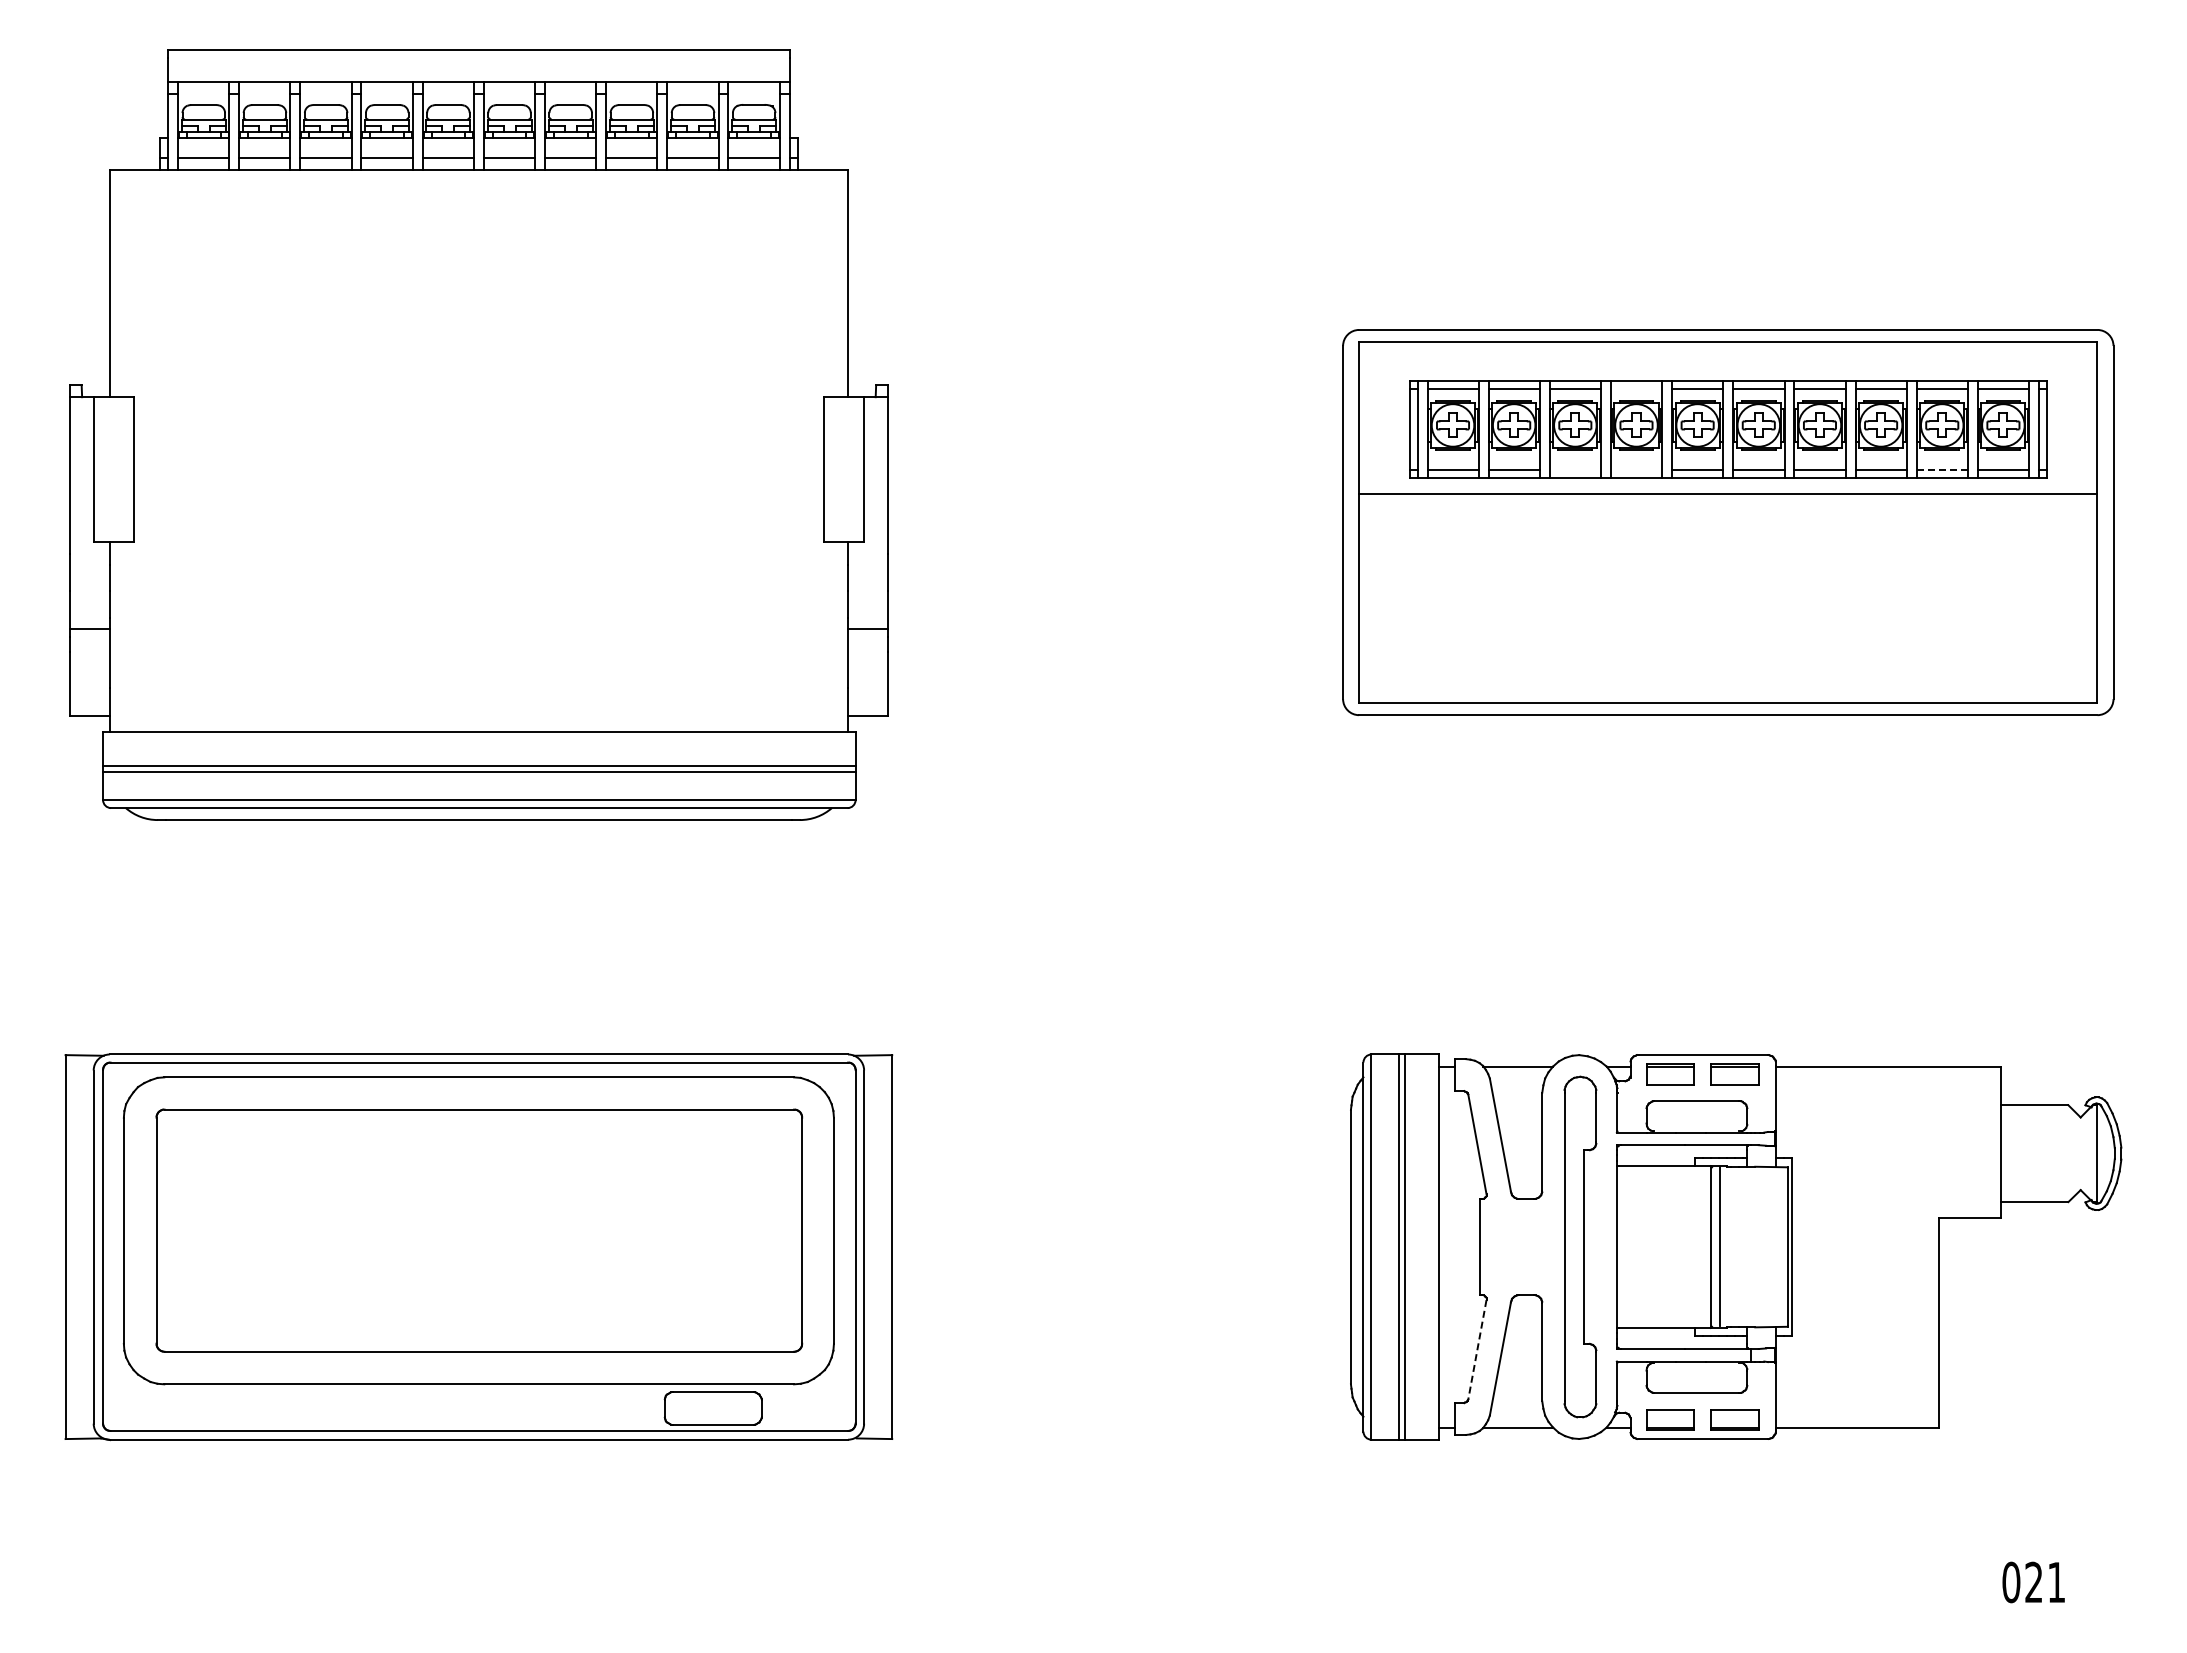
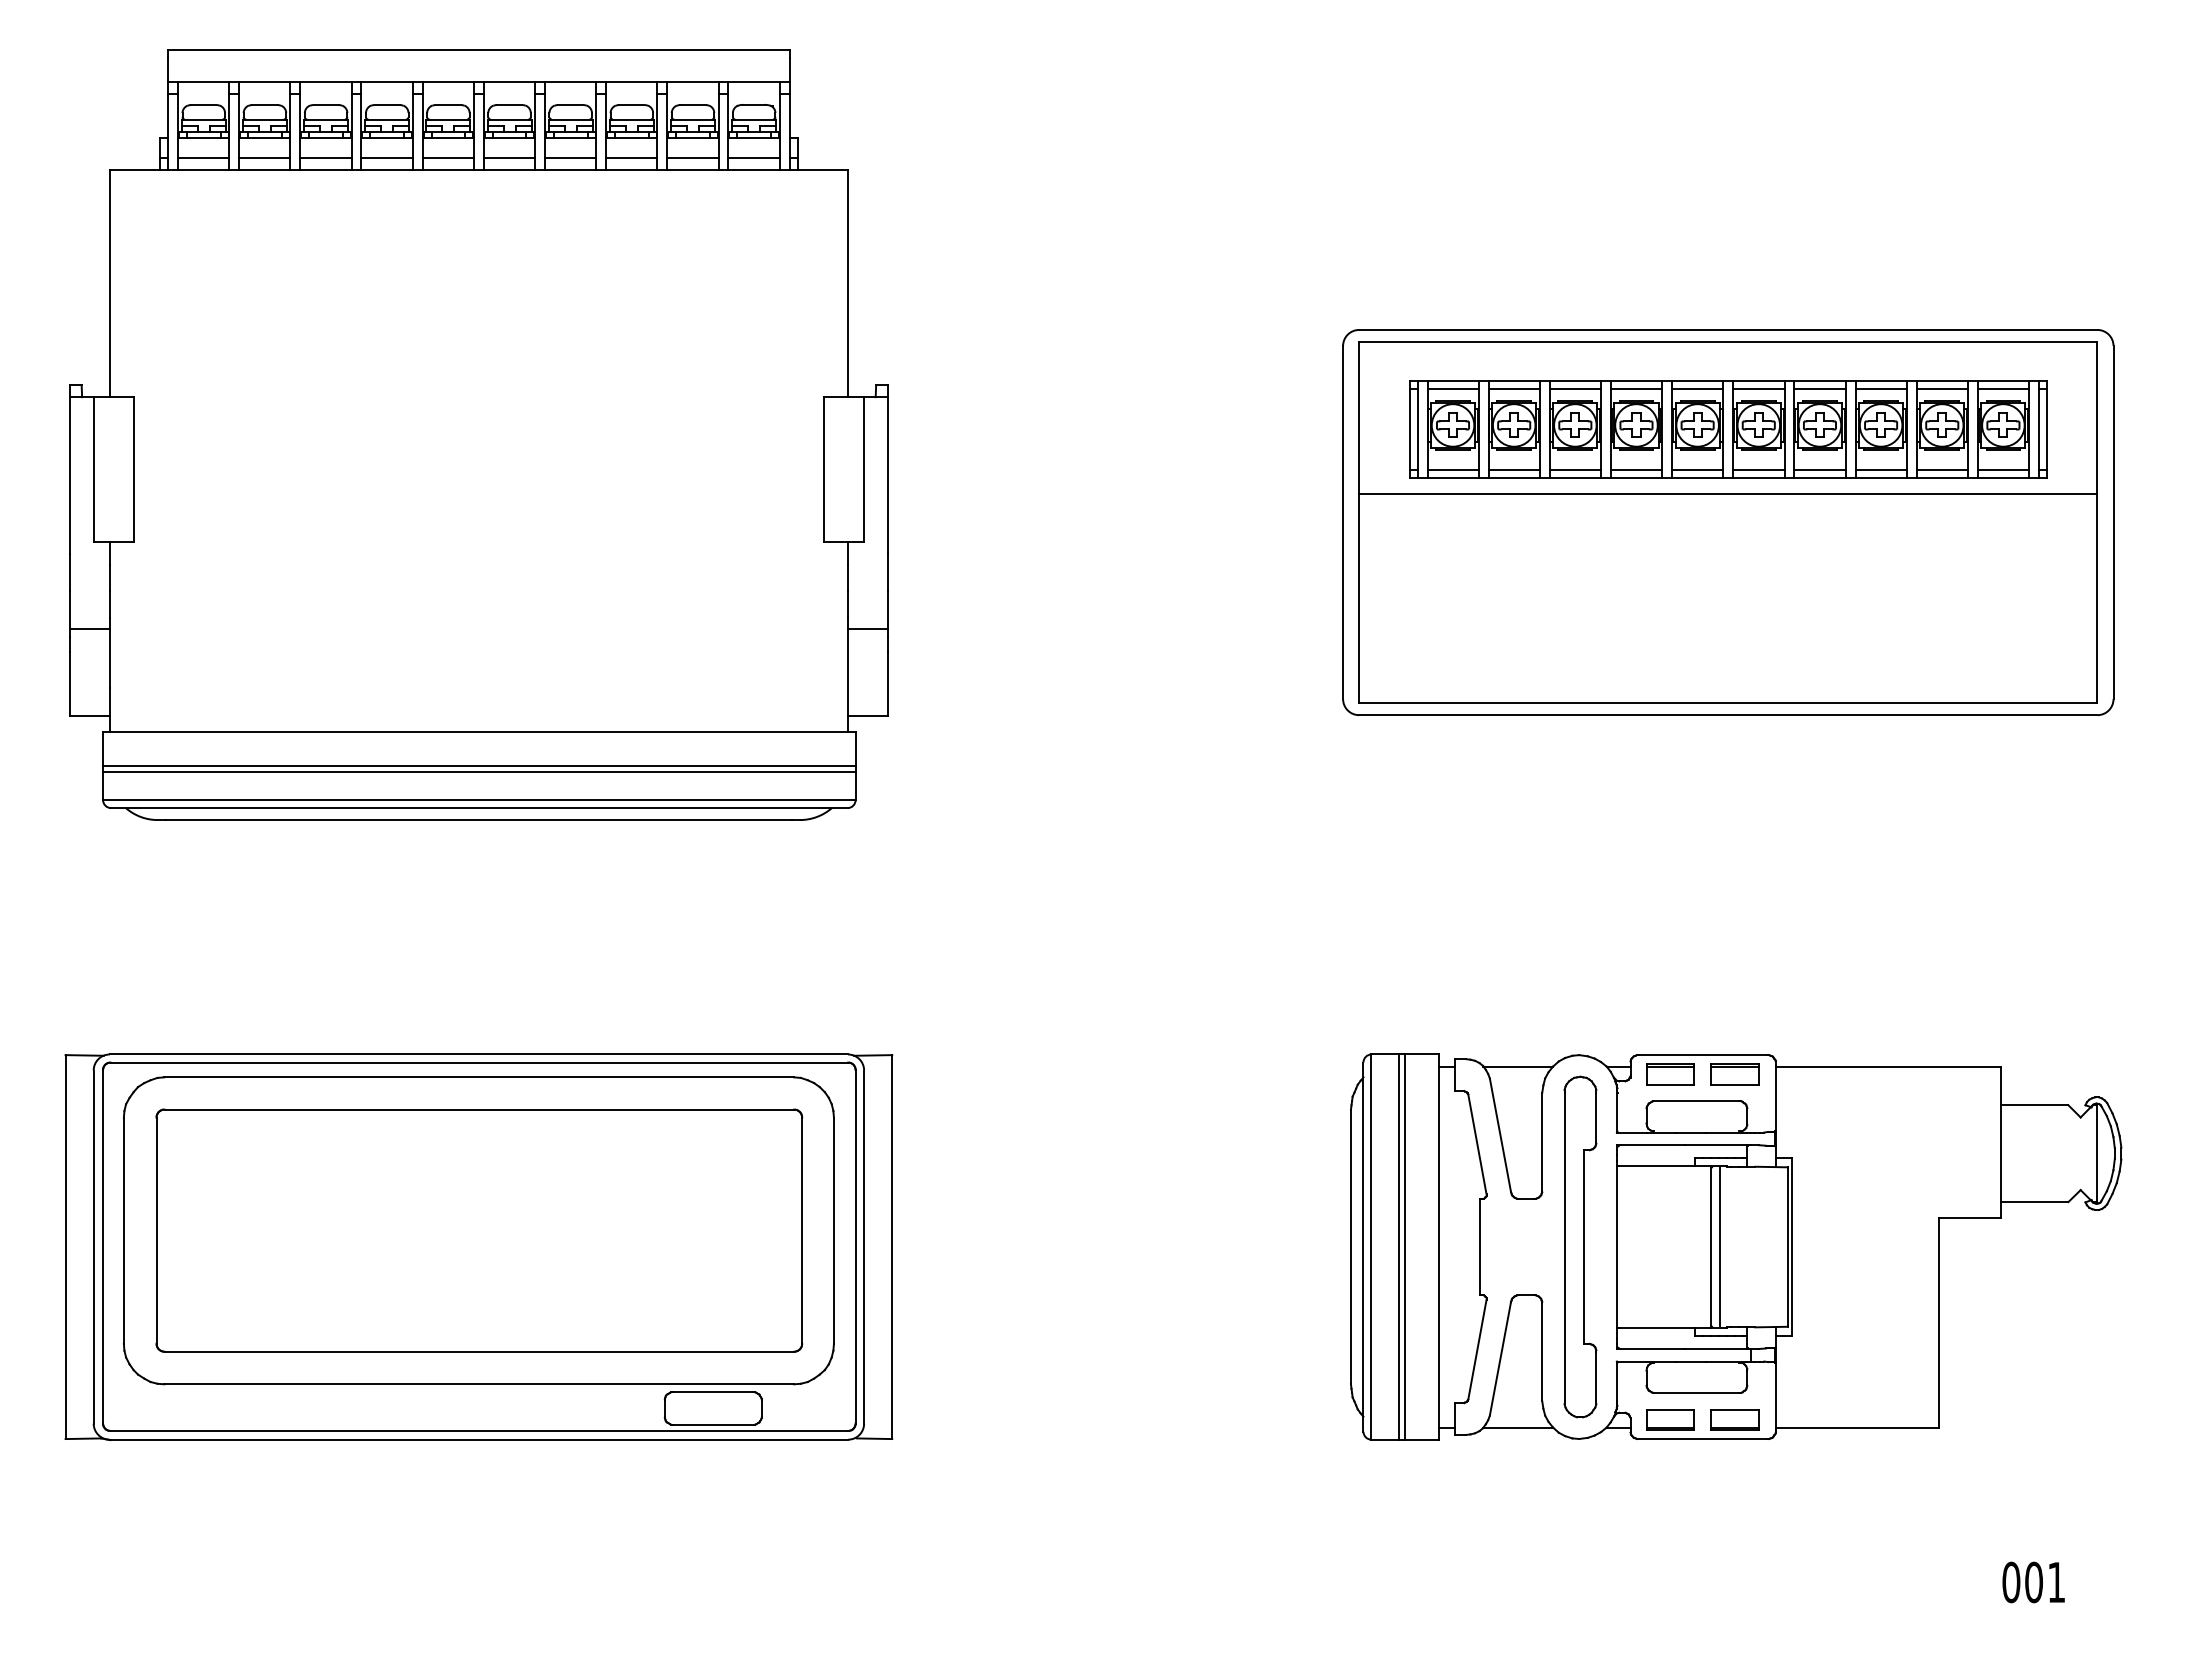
line: none -> present (1636, 389)
line: none -> present (1575, 469)
line: none -> present (1636, 469)
line: dashed -> solid (1942, 469)
line: dashed -> solid (1477, 1349)
text: 021 -> 001 (2033, 1582)
